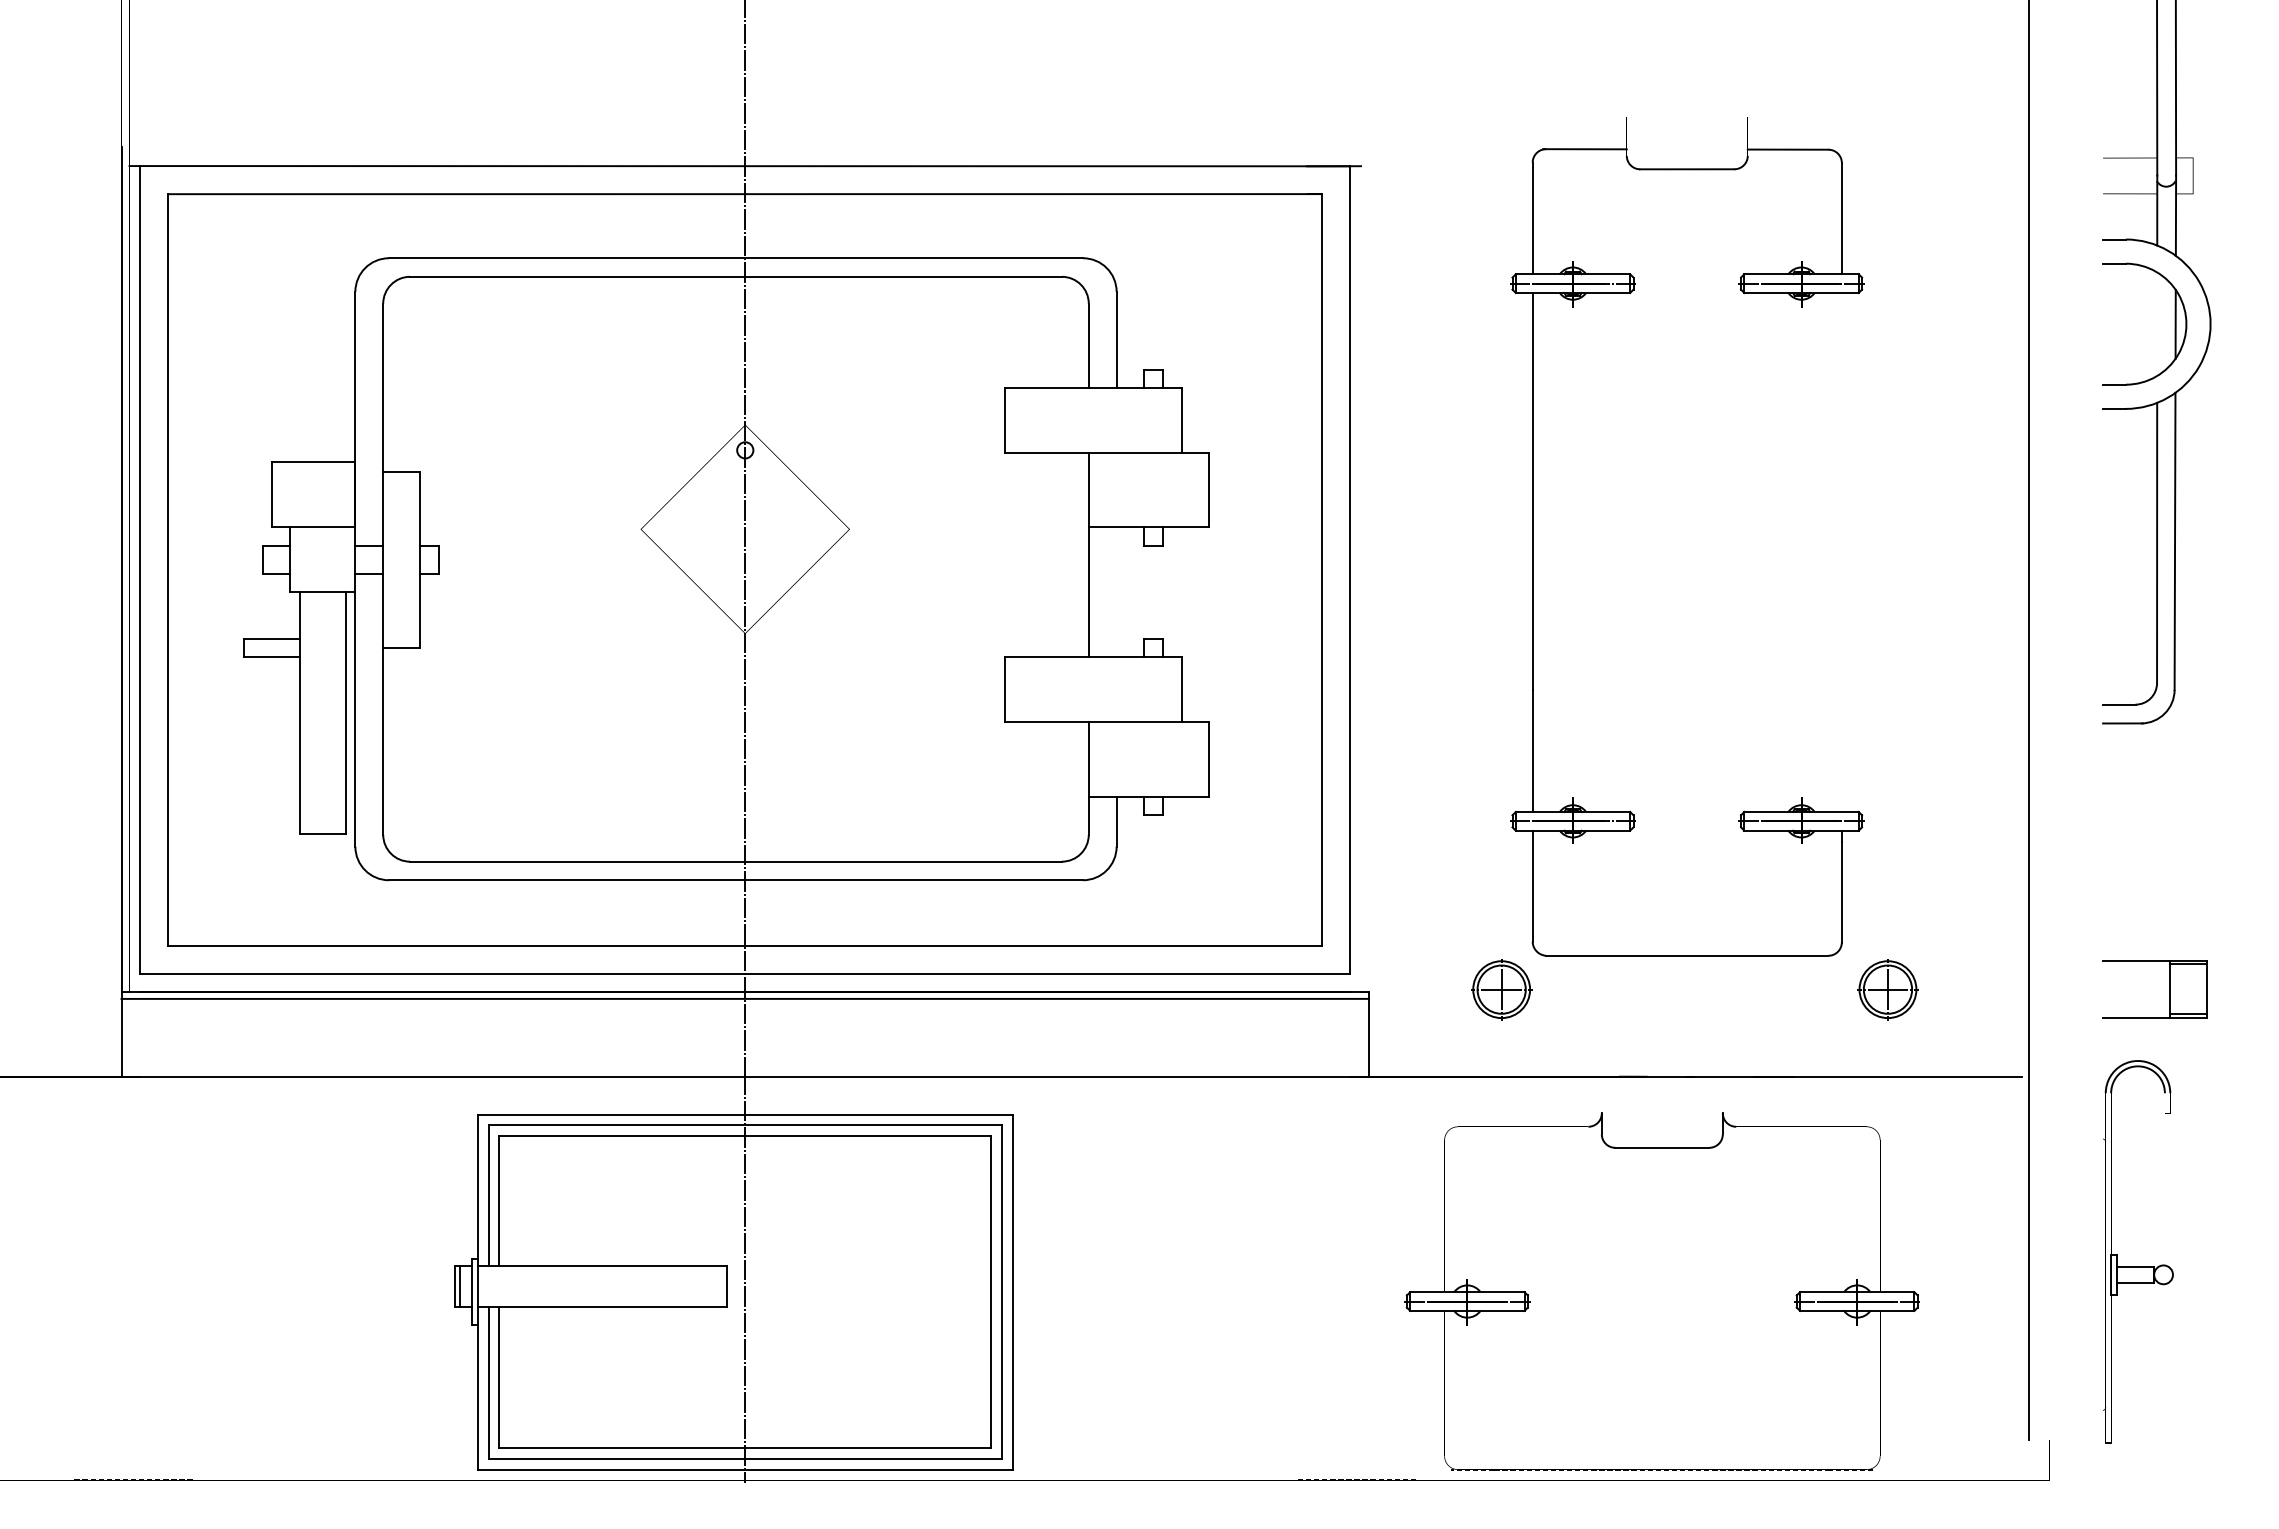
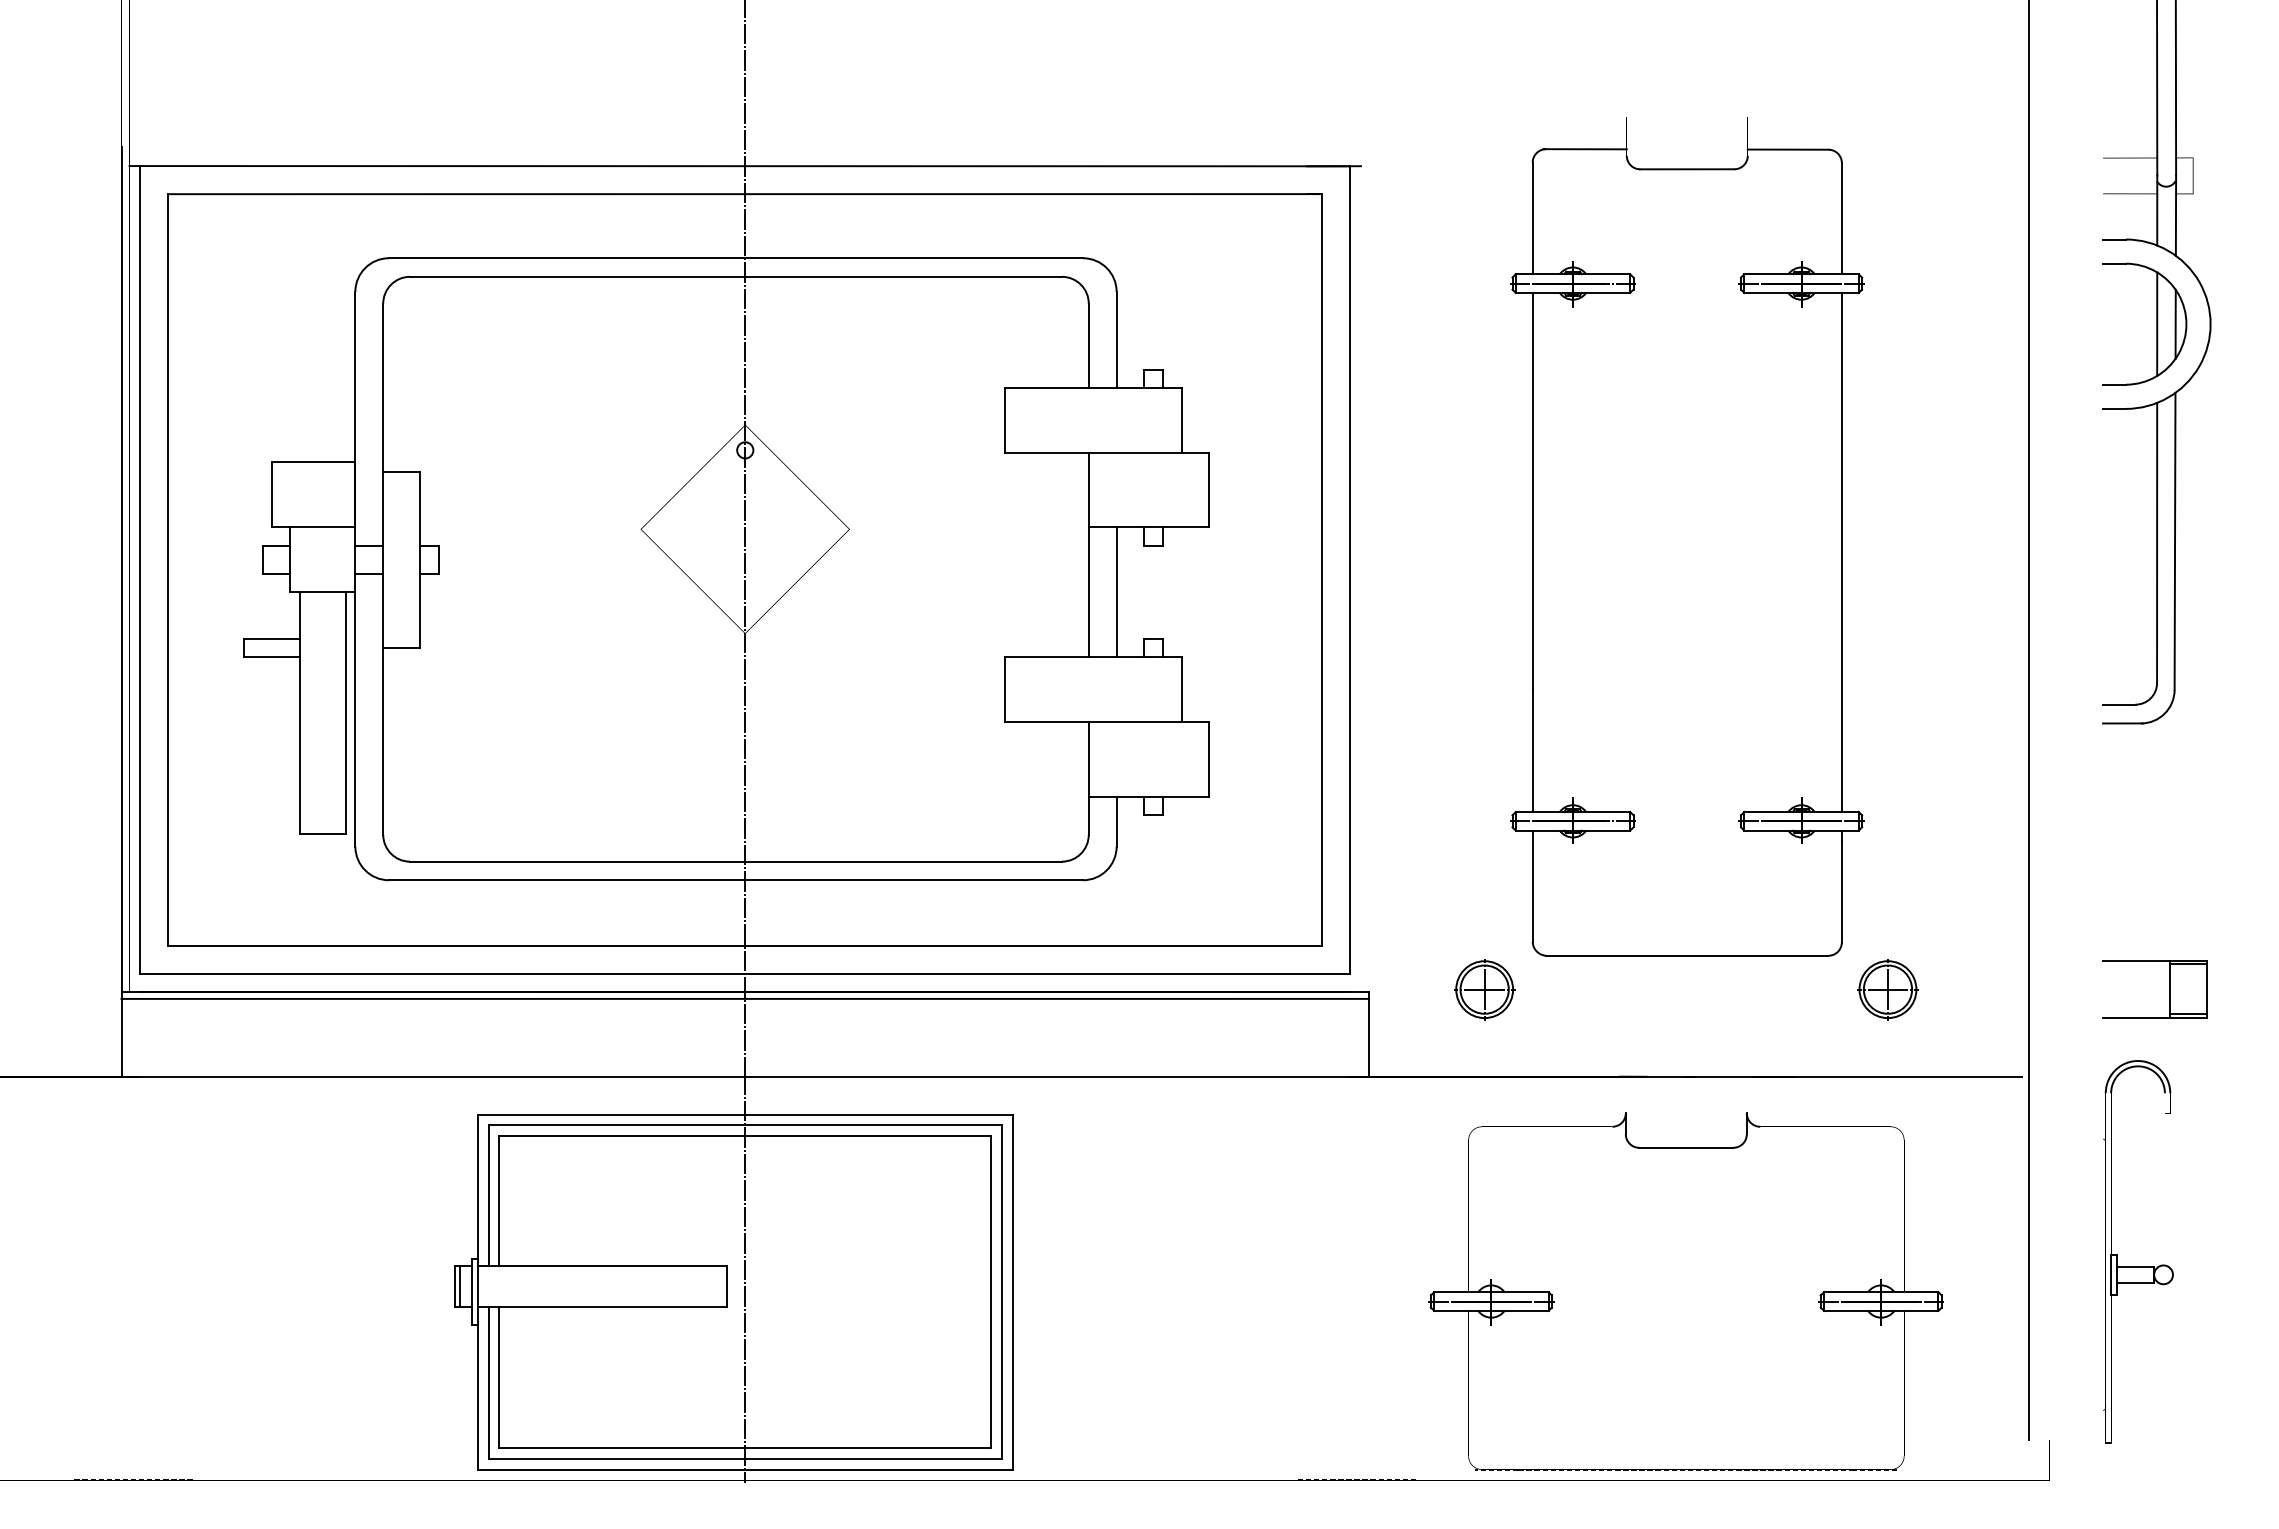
line: none -> present (2157, 324)
line: none -> present (1841, 552)
line: none -> present (1116, 592)
part position: (1501, 989) -> (1484, 989) (1484, 989)
part position: (1661, 1291) -> (1685, 1291) (1685, 1291)
